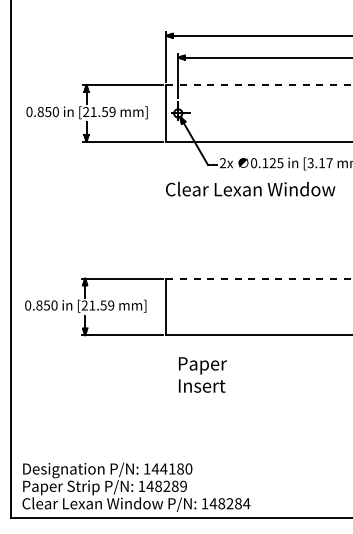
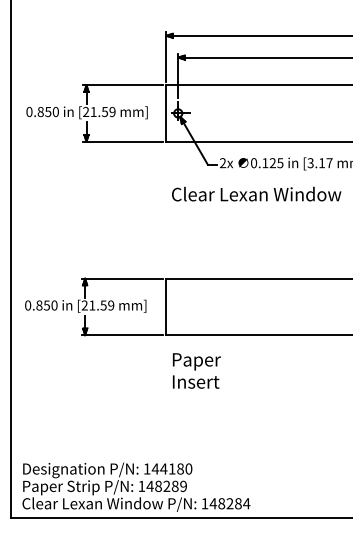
line: dashed -> solid (259, 85)
text position: (250, 188) -> (256, 193) (256, 193)
line: dashed -> solid (259, 278)
text position: (202, 374) -> (196, 370) (196, 370)
